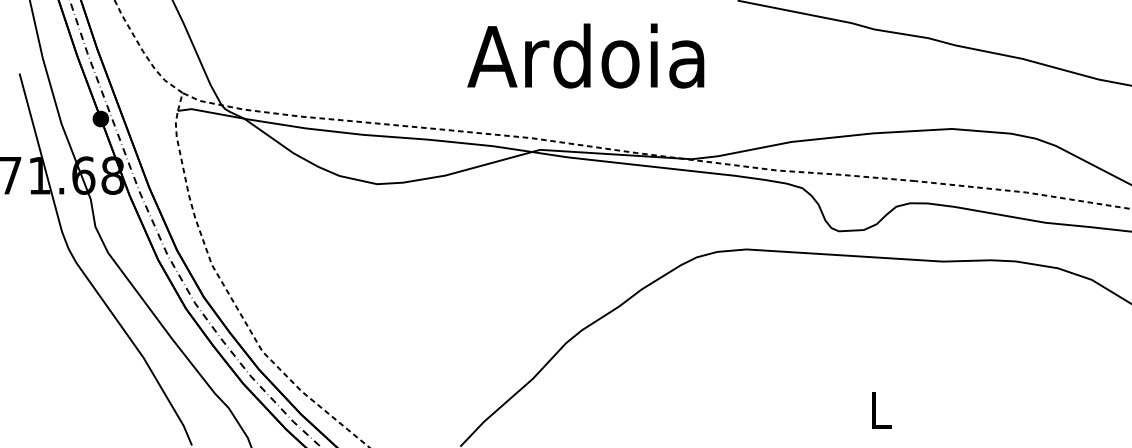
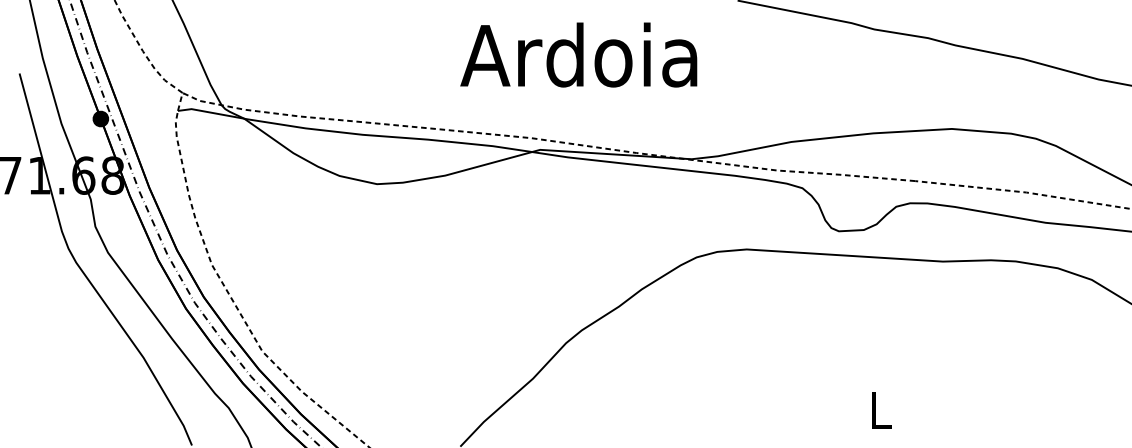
text position: (585, 55) -> (578, 54) (578, 54)
